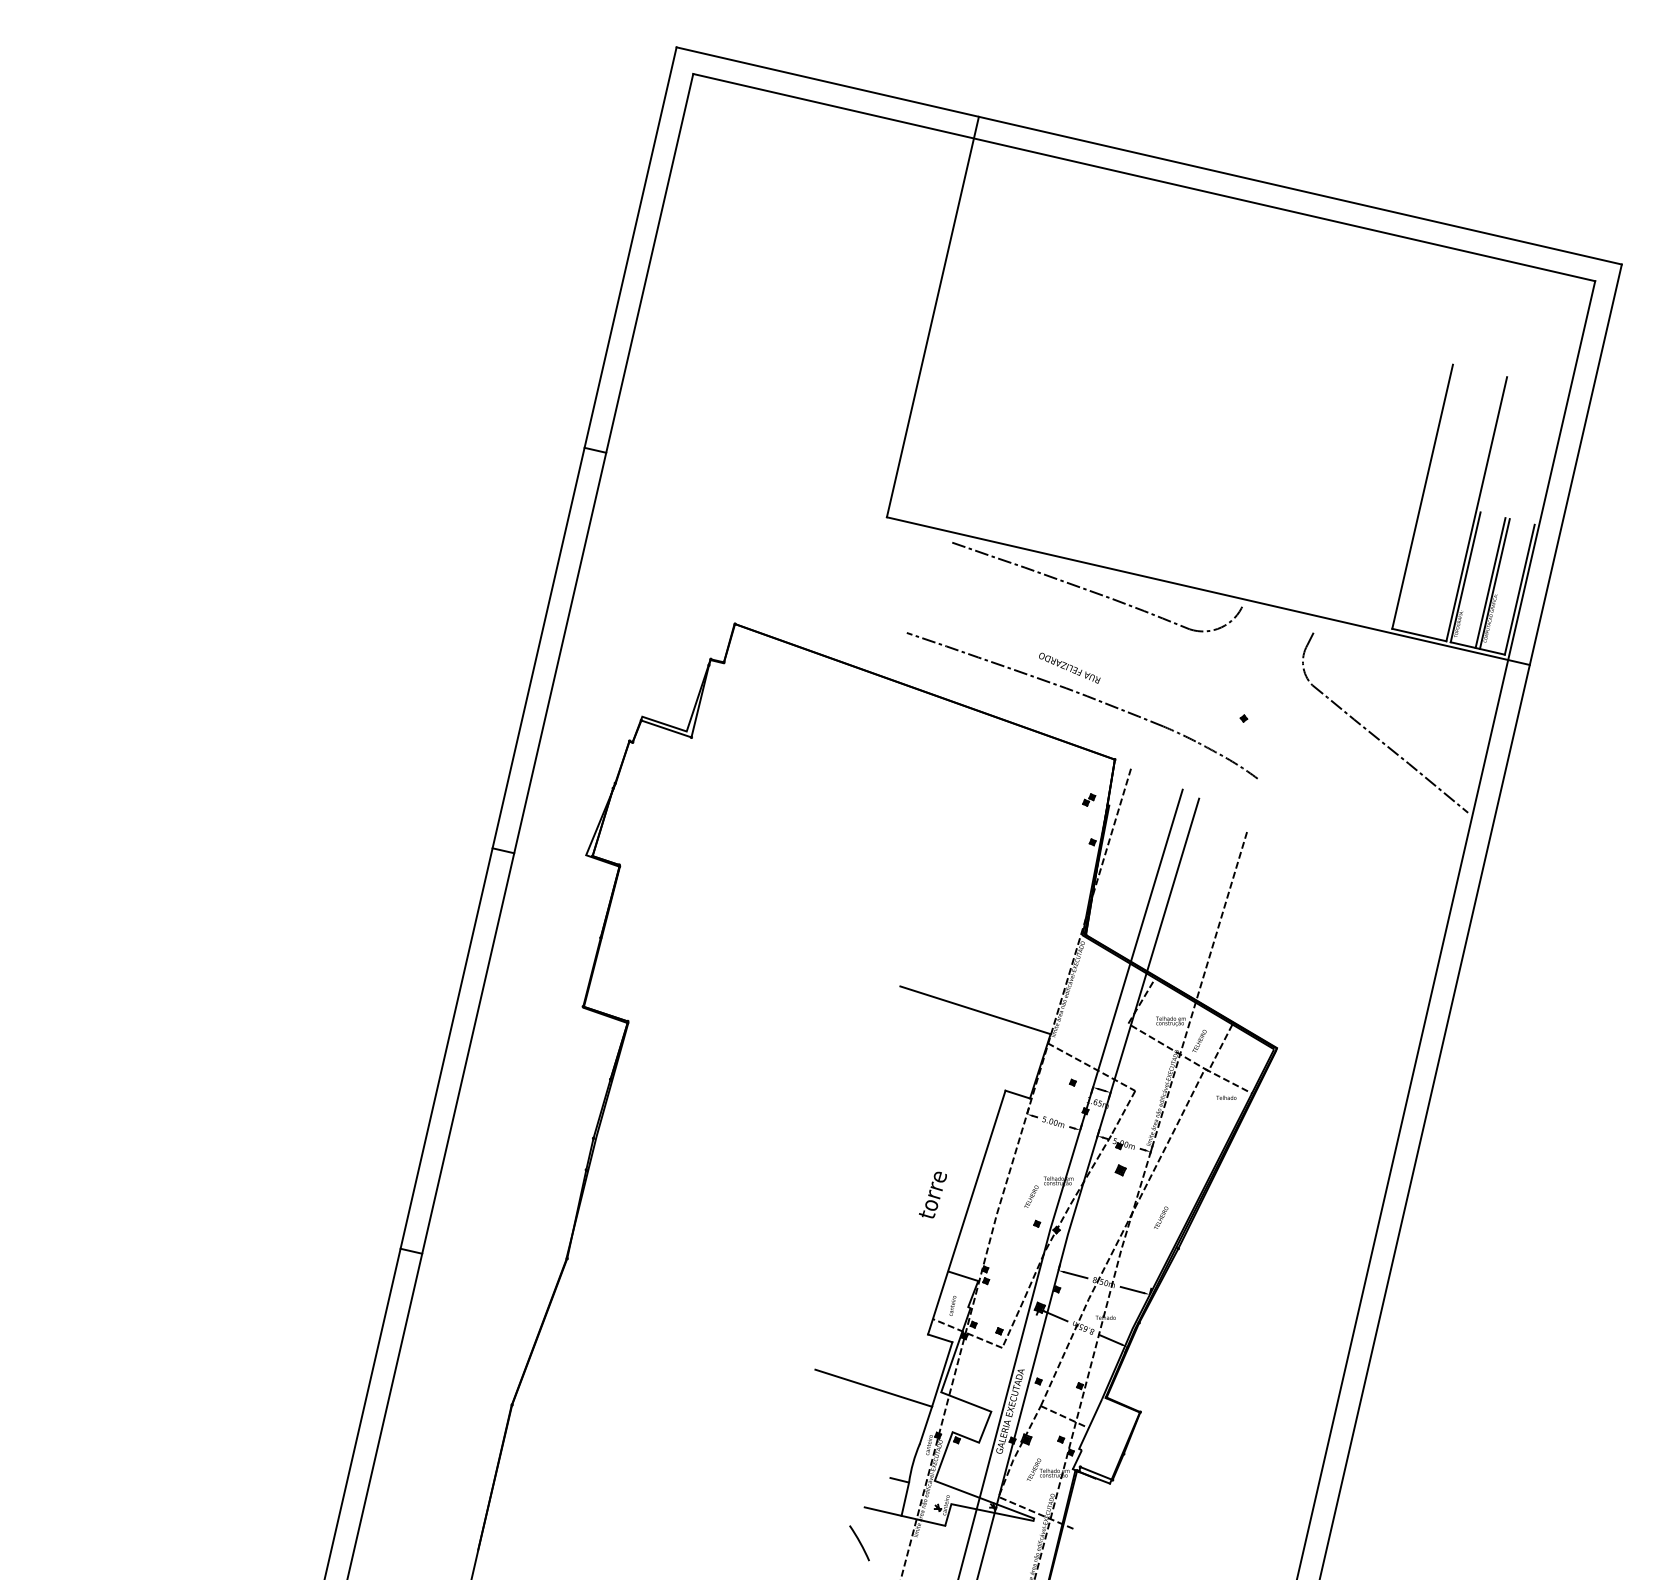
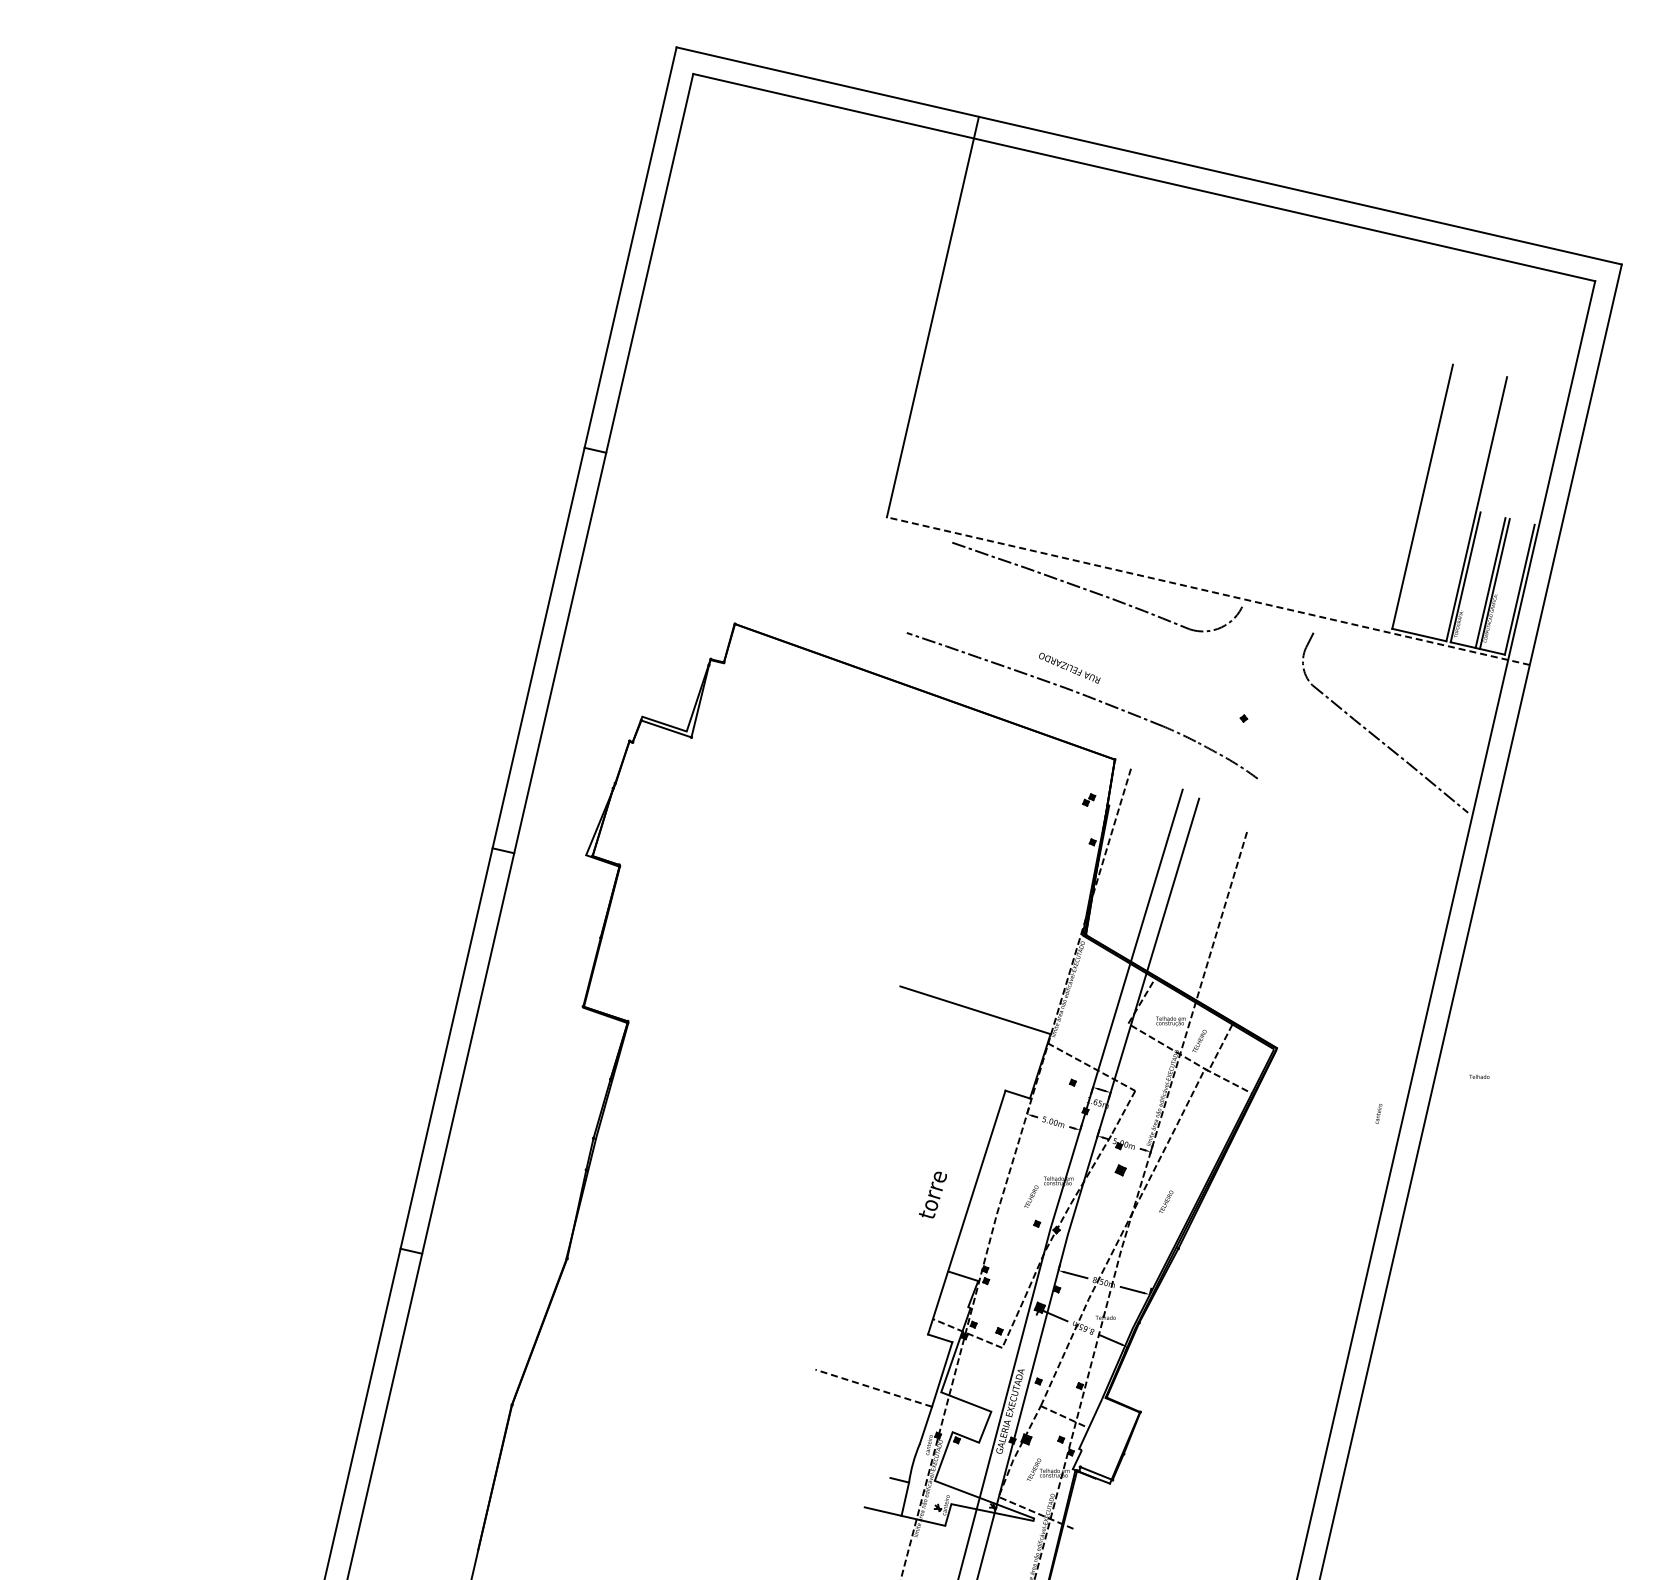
line: solid -> dashed (1208, 591)
text position: (1226, 1097) -> (1479, 1076) (1479, 1076)
text position: (1161, 1217) -> (1166, 1201) (1166, 1201)
text position: (952, 1305) -> (1378, 1113) (1378, 1113)
line: solid -> dashed (873, 1388)
line: present -> none (859, 1543)
